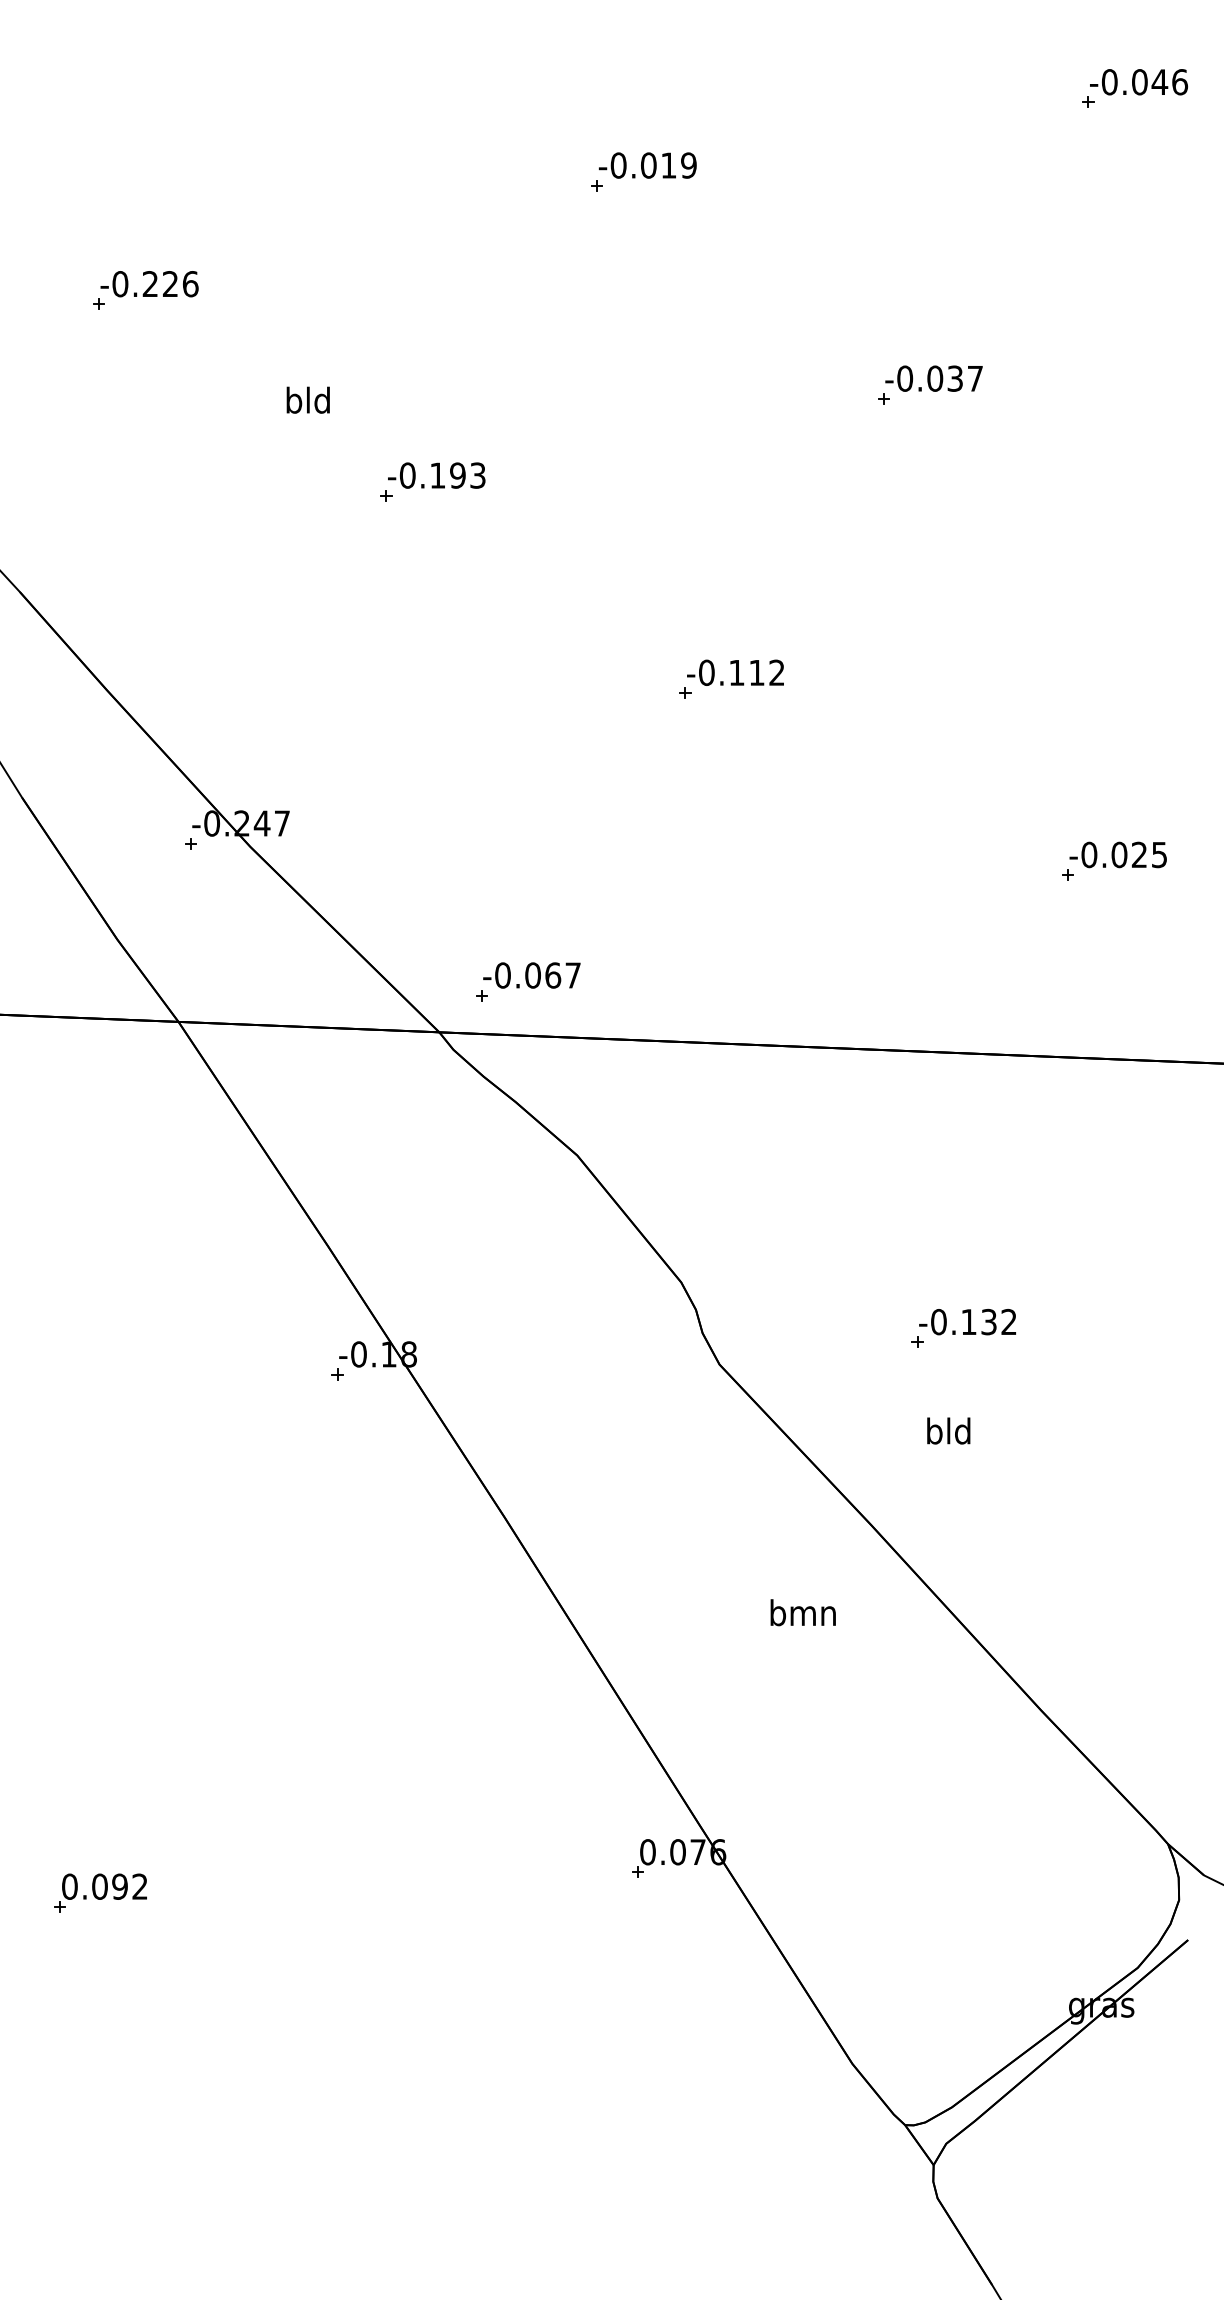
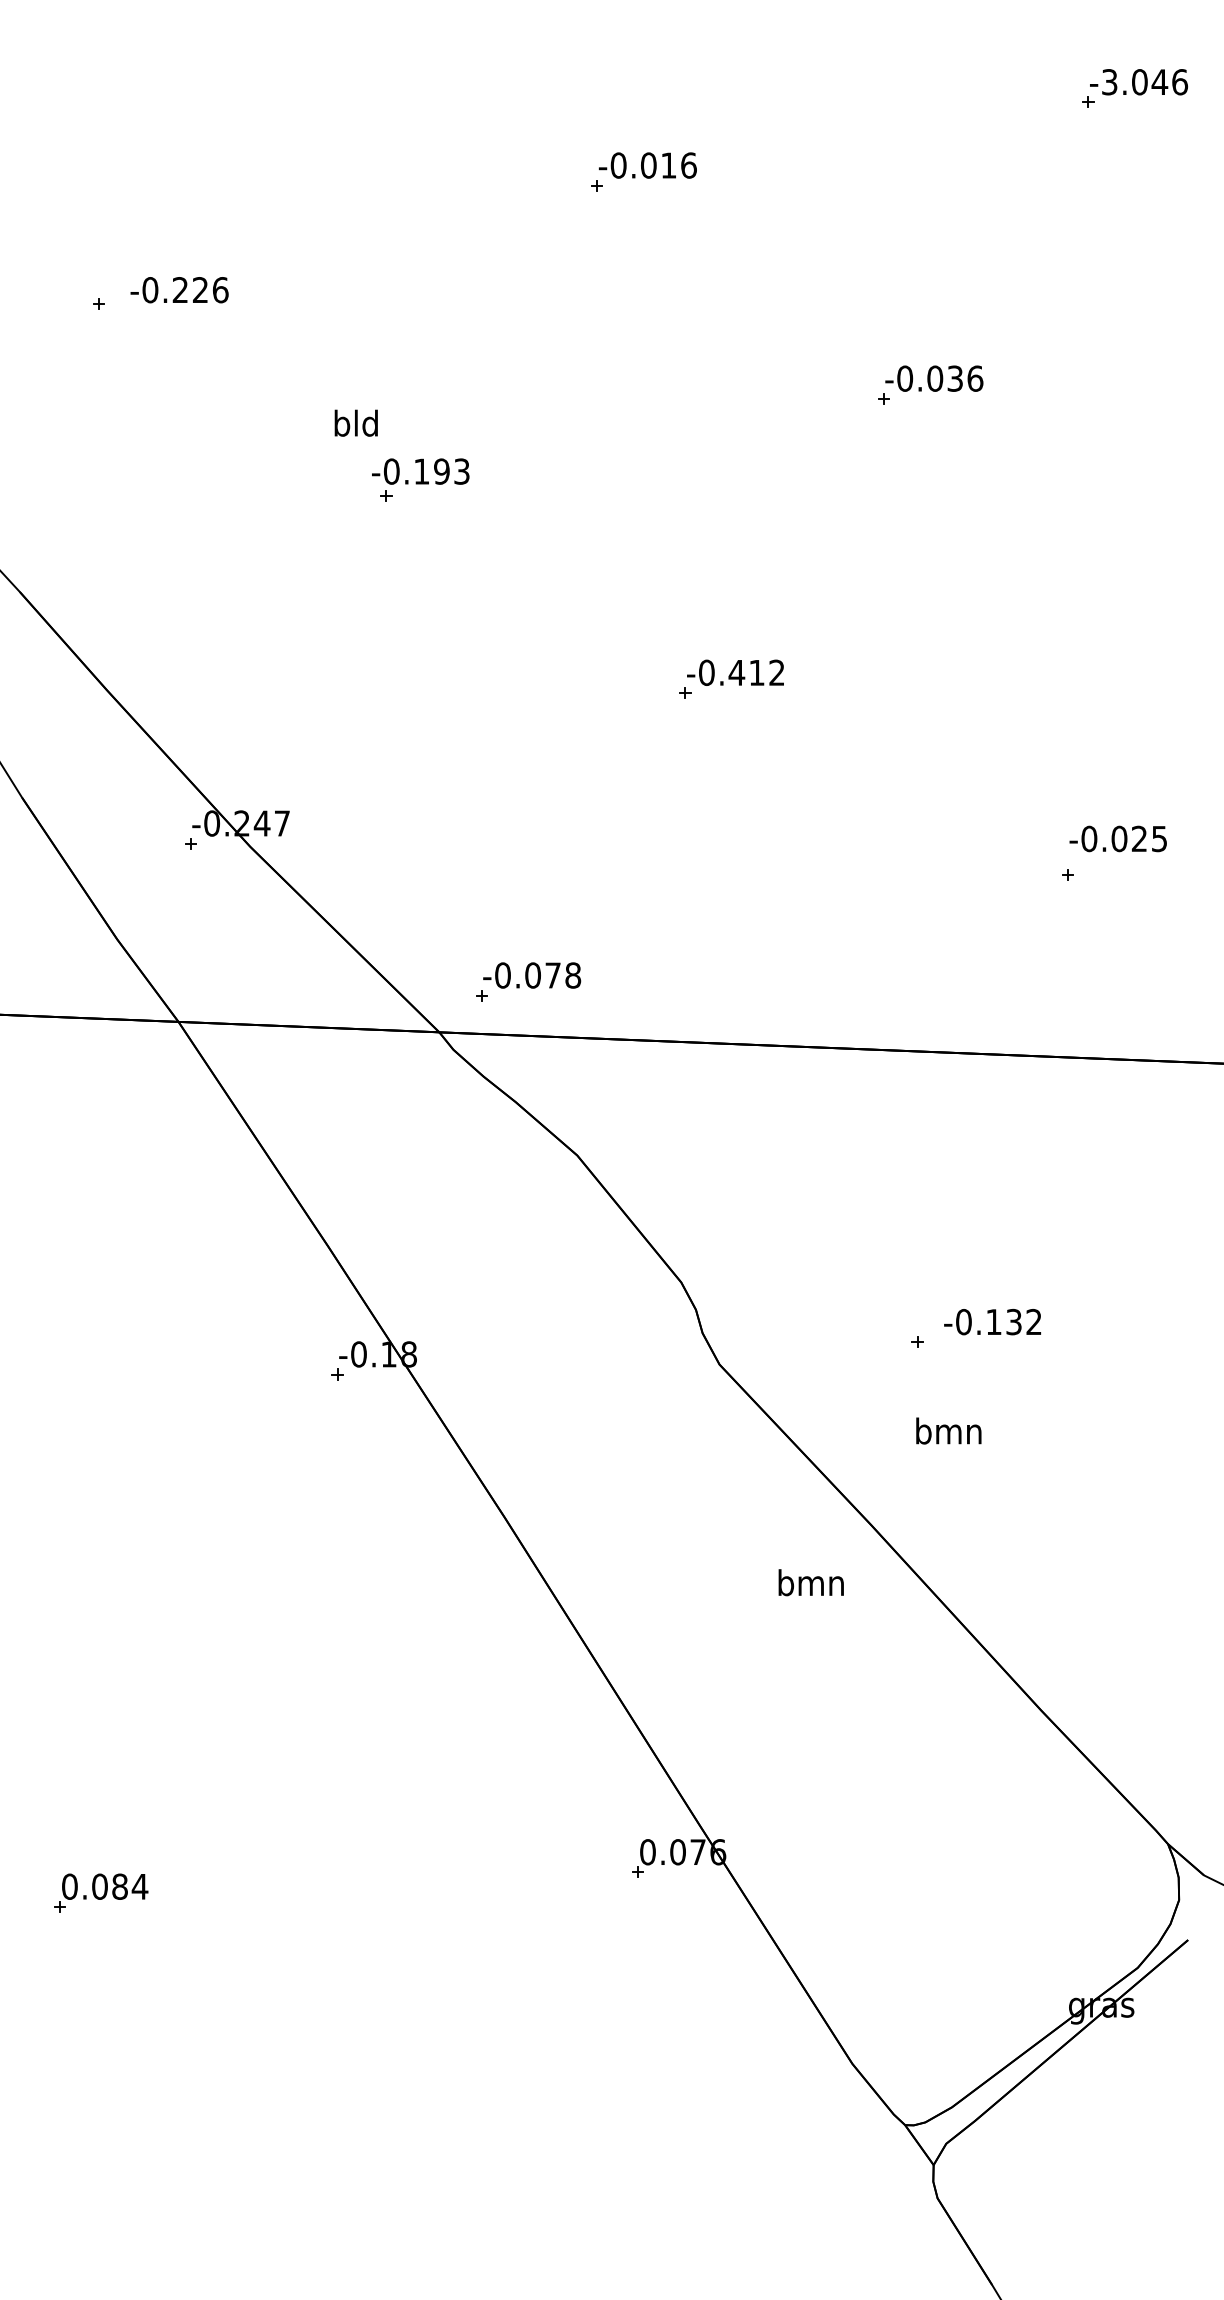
text: -0.046 -> -3.046 (1109, 82)
text: -0.019 -> -0.016 (688, 165)
text position: (149, 284) -> (179, 290) (179, 290)
text: -0.037 -> -0.036 (975, 378)
text position: (307, 399) -> (355, 422) (355, 422)
text position: (436, 475) -> (420, 471) (420, 471)
text: -0.112 -> -0.412 (736, 672)
text position: (1117, 854) -> (1117, 838) (1117, 838)
text: -0.067 -> -0.078 (563, 975)
text position: (967, 1322) -> (992, 1322) (992, 1322)
text: bld -> bmn (948, 1430)
text position: (802, 1612) -> (810, 1582) (810, 1582)
text: 0.092 -> 0.084 (130, 1886)
